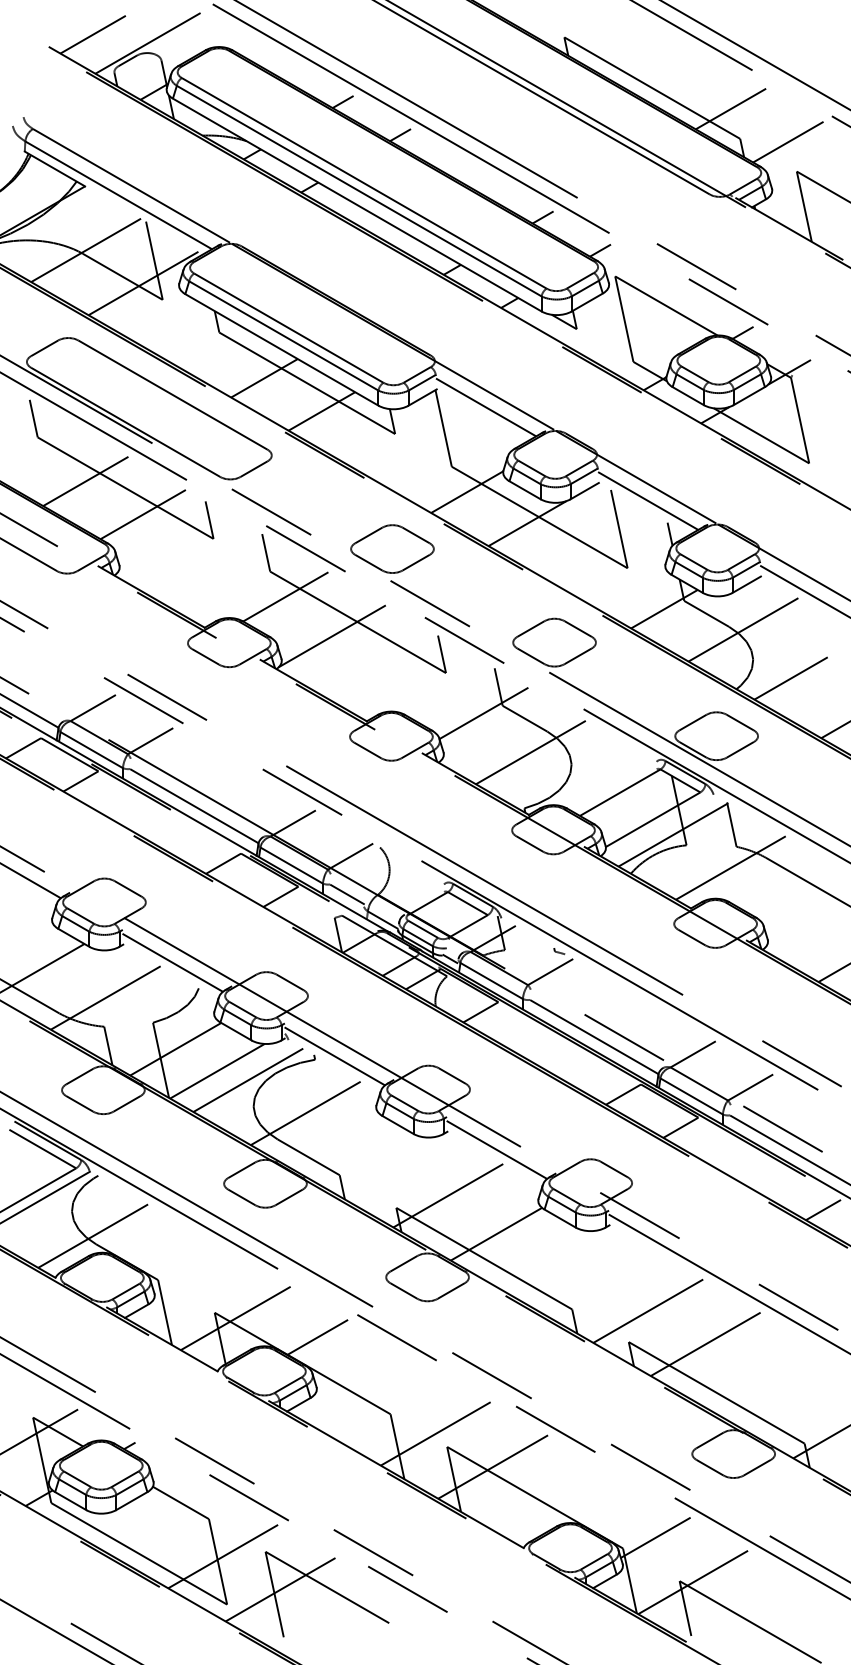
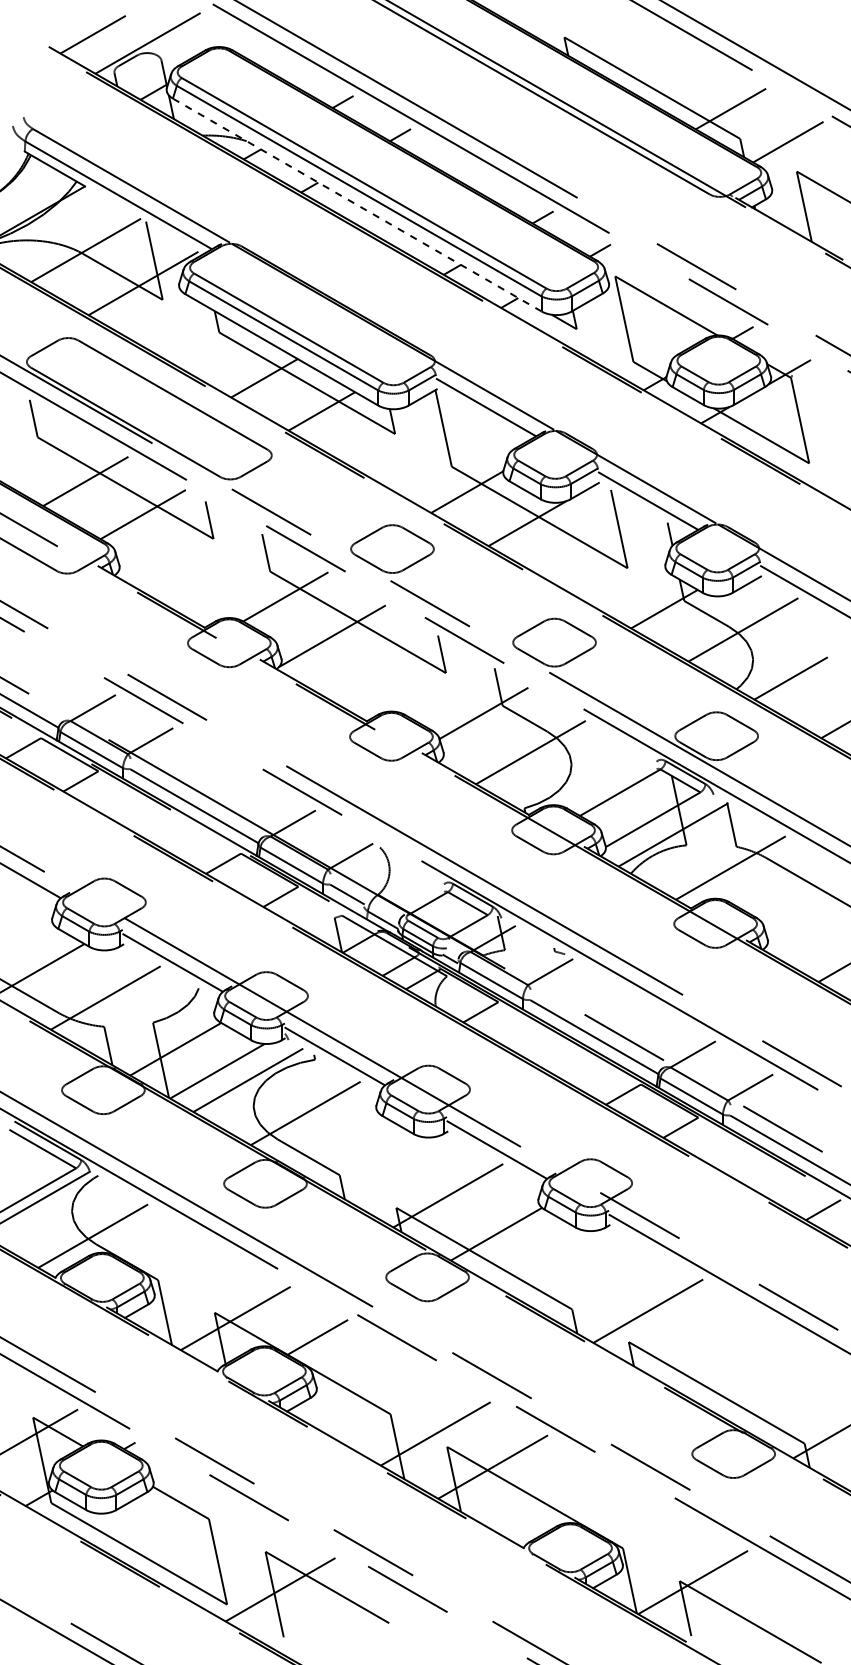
line: solid -> dashed (357, 205)
line: present -> none (705, 1344)
line: present -> none (655, 1537)
line: present -> none (223, 1556)
